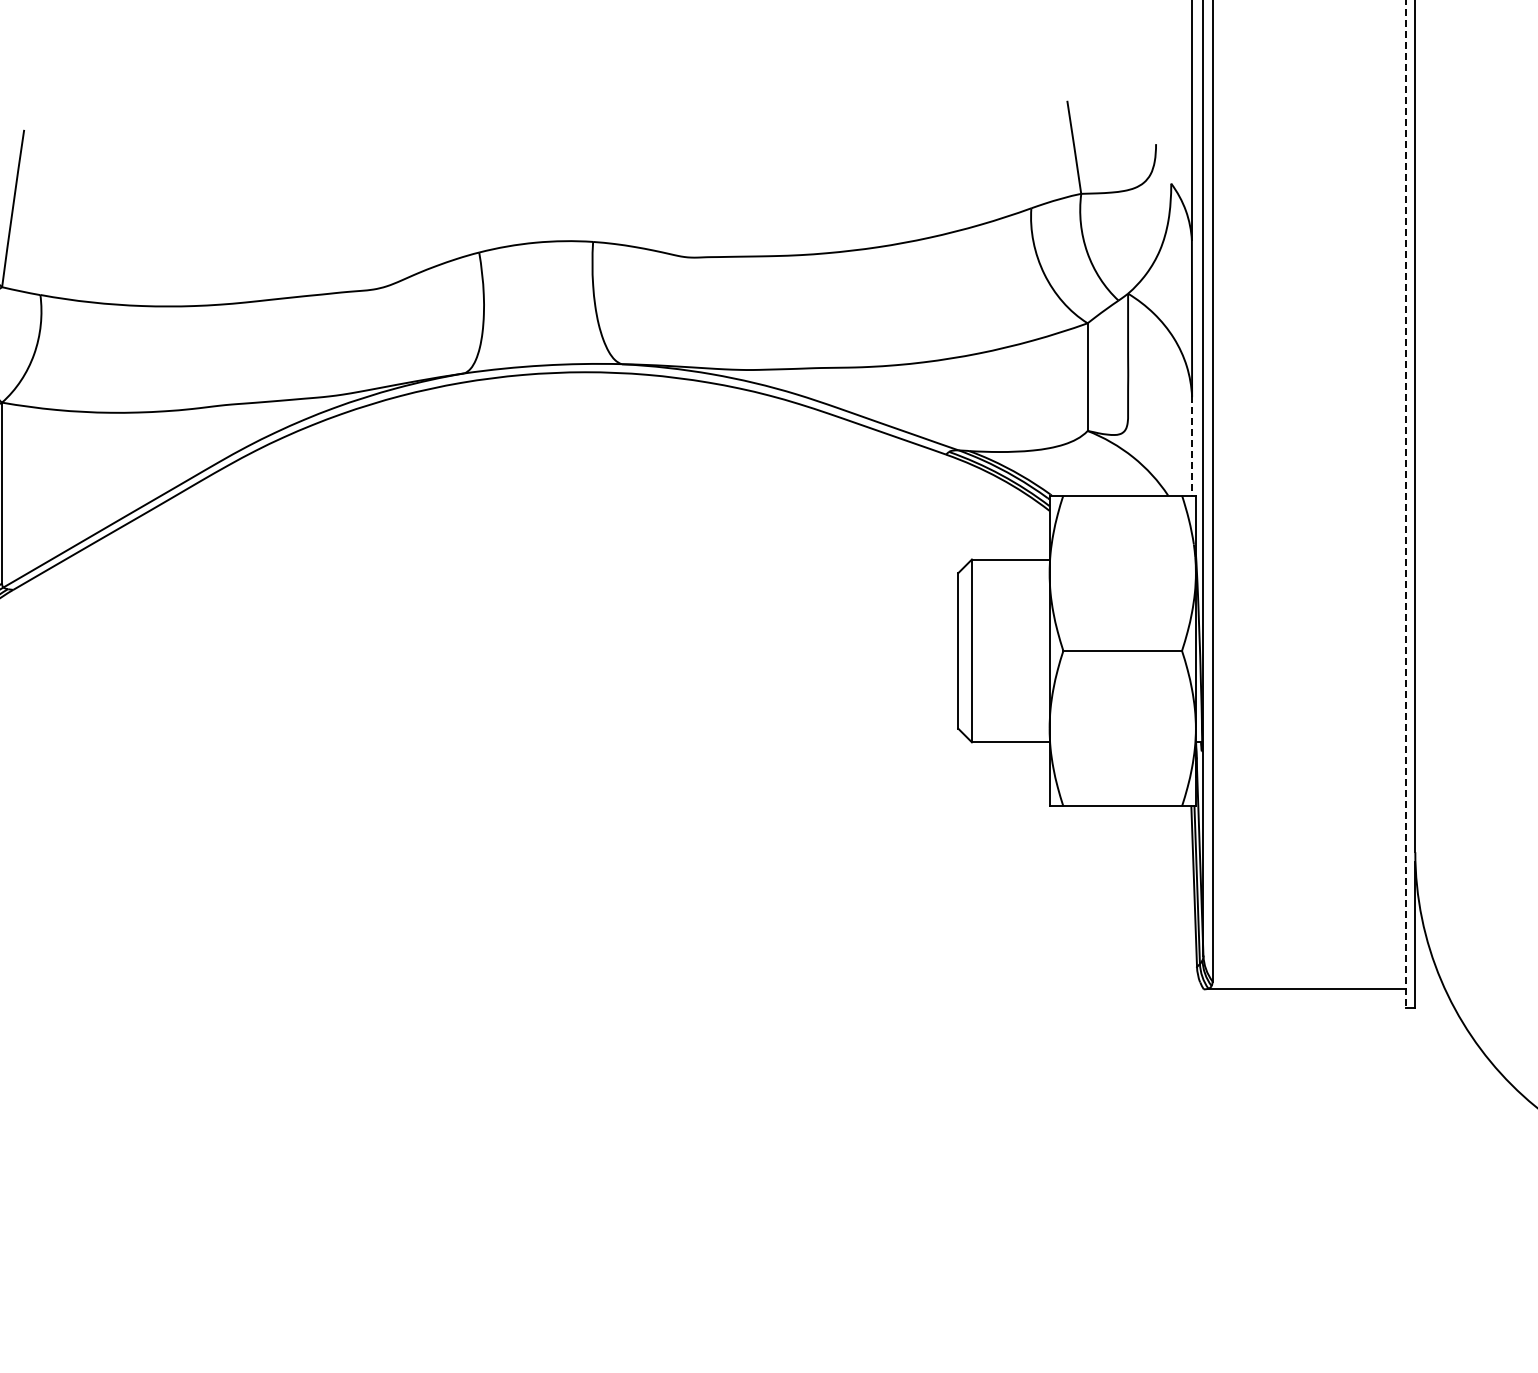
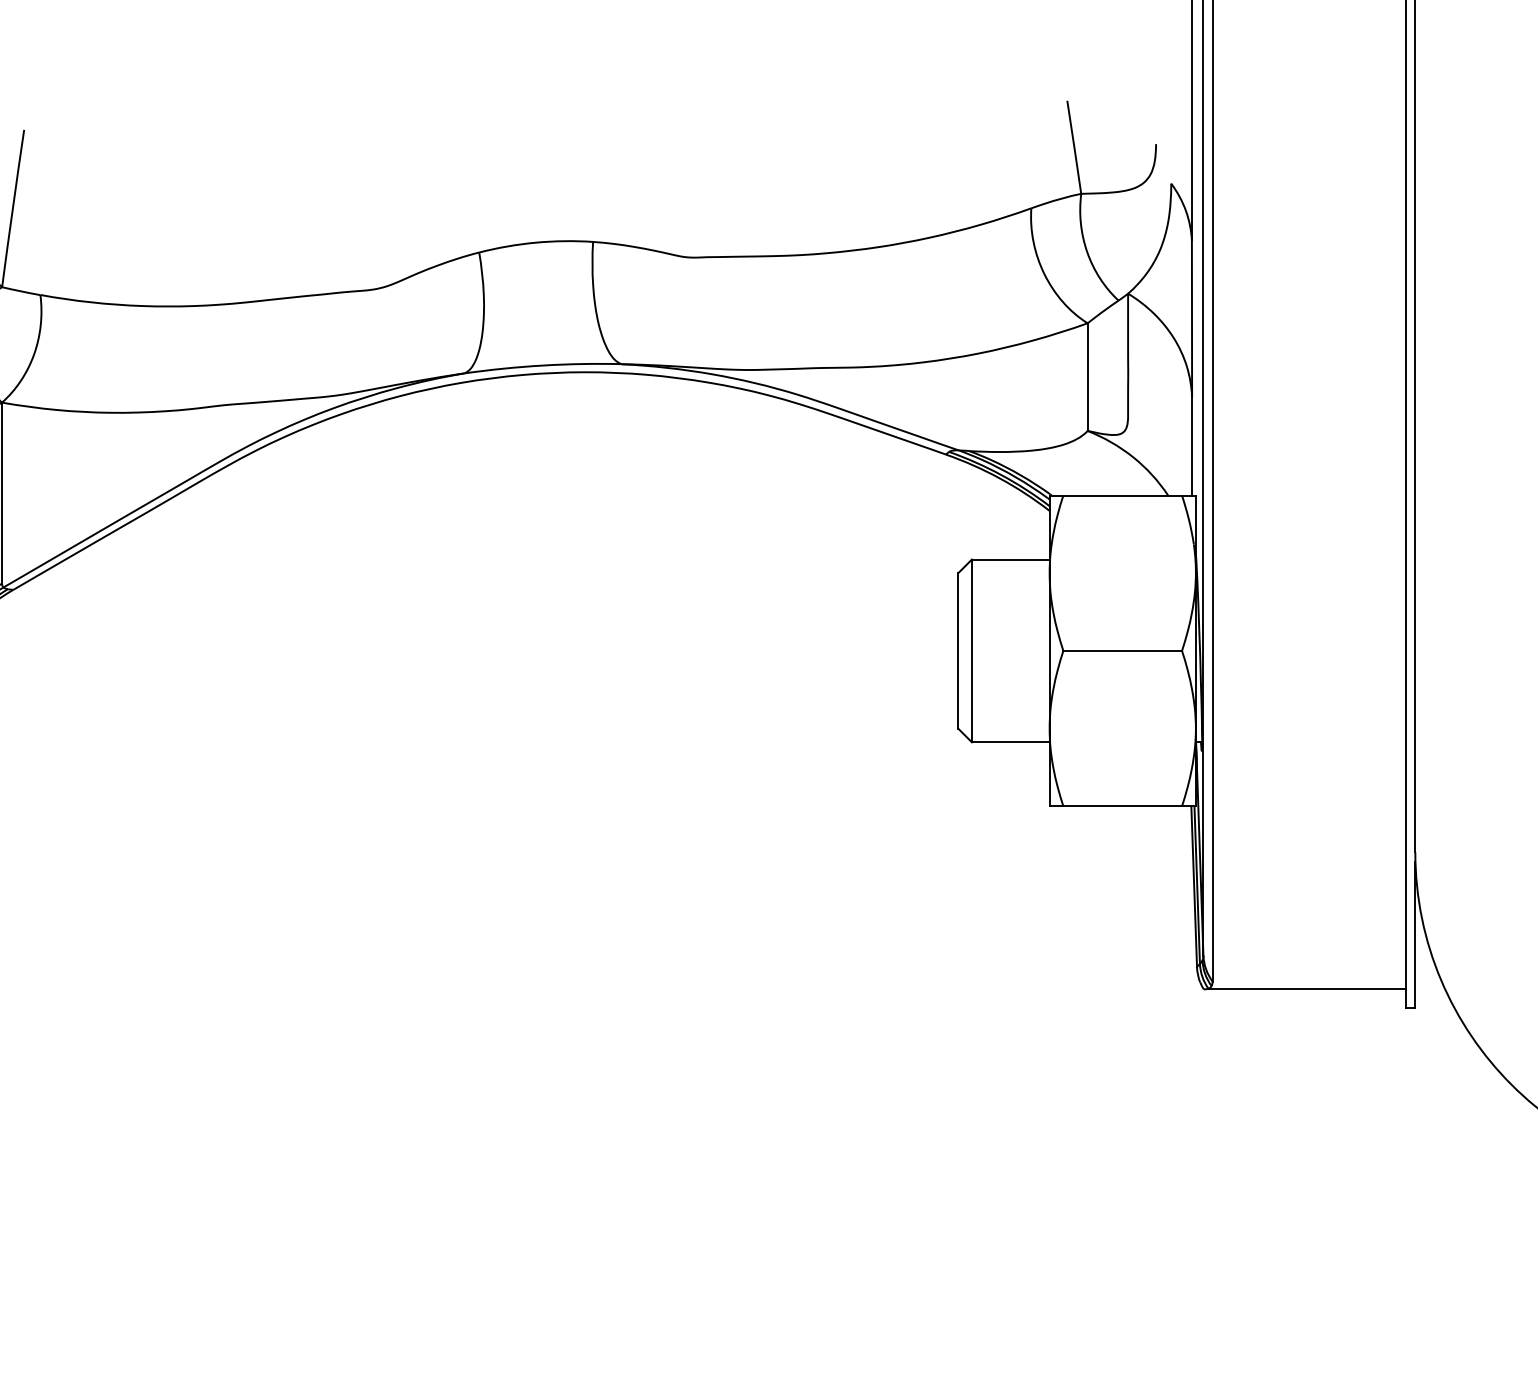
line: dashed -> solid (1192, 445)
line: dashed -> solid (1406, 504)
